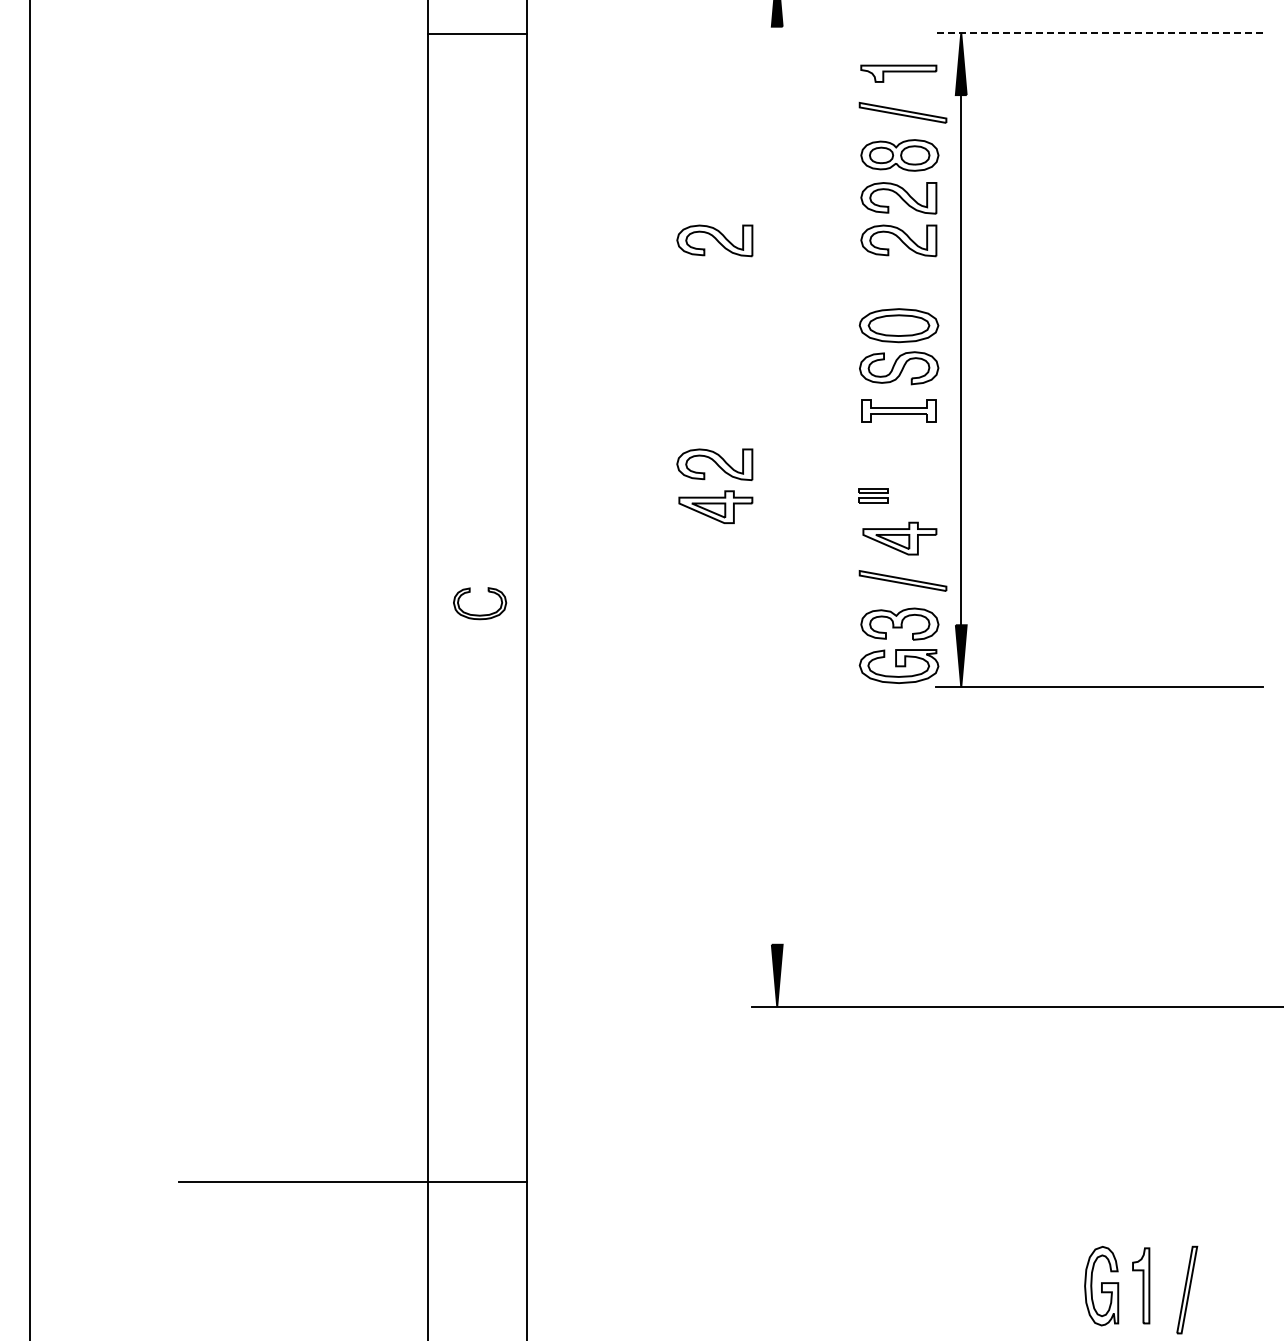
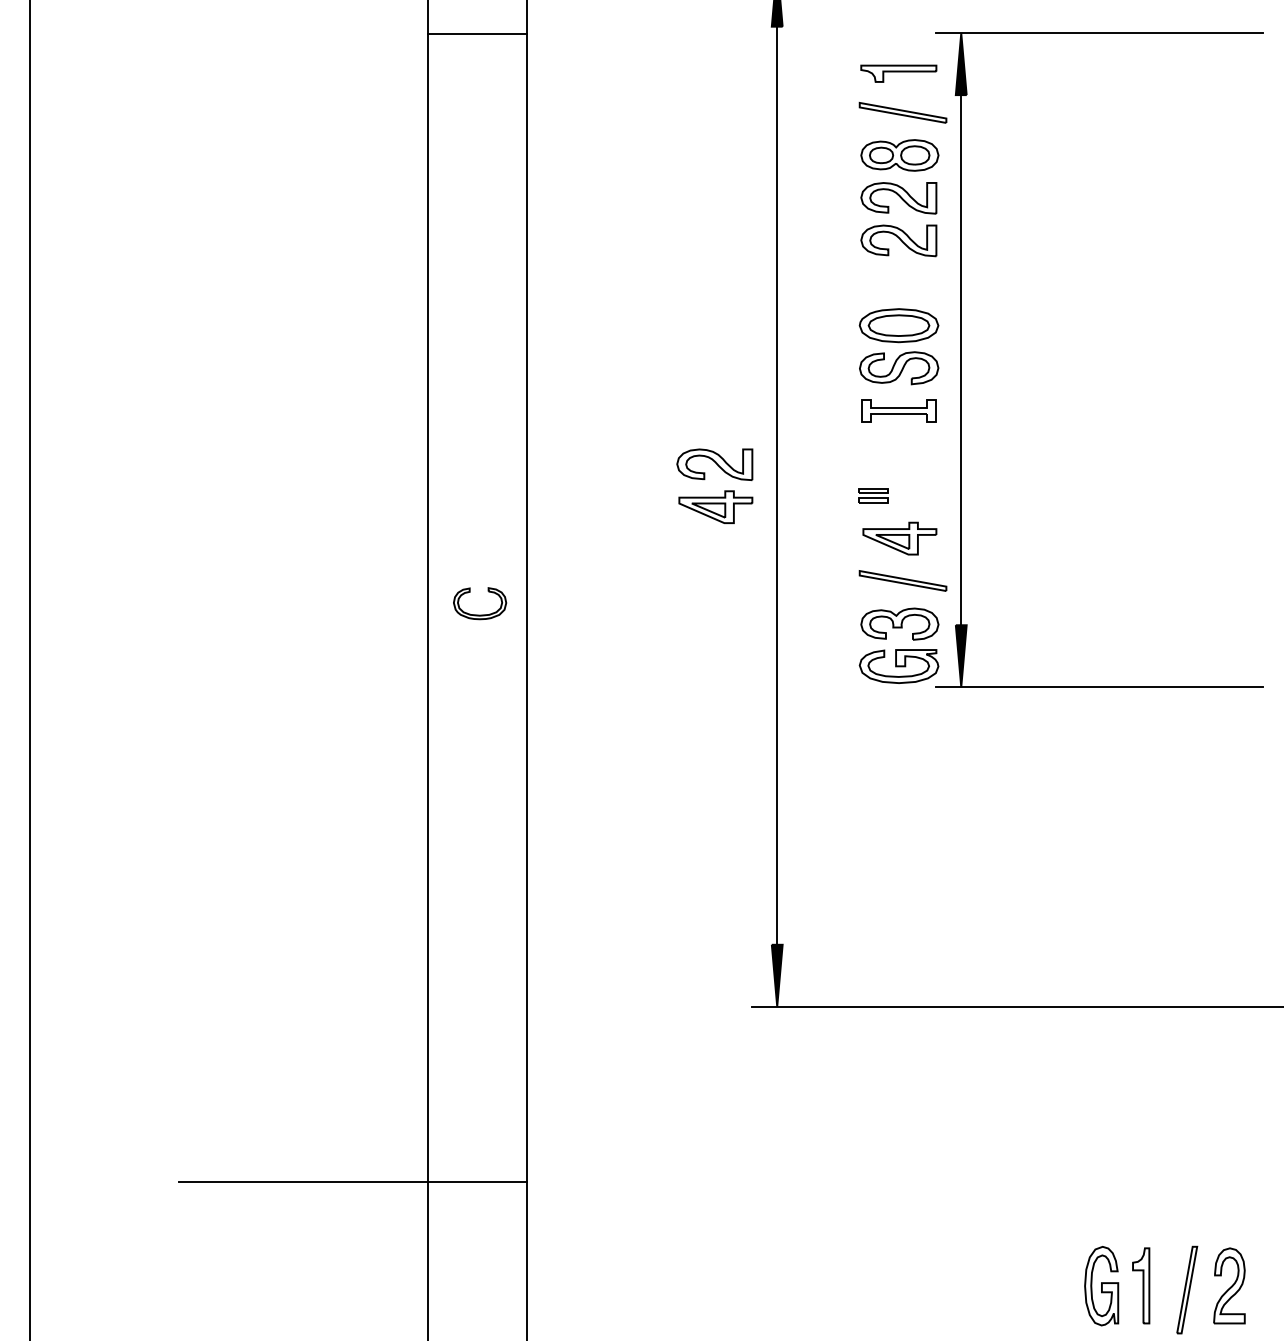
line: dashed -> solid (1099, 33)
part: present -> none (714, 240)
line: none -> present (777, 485)
part: none -> present (1229, 1285)
